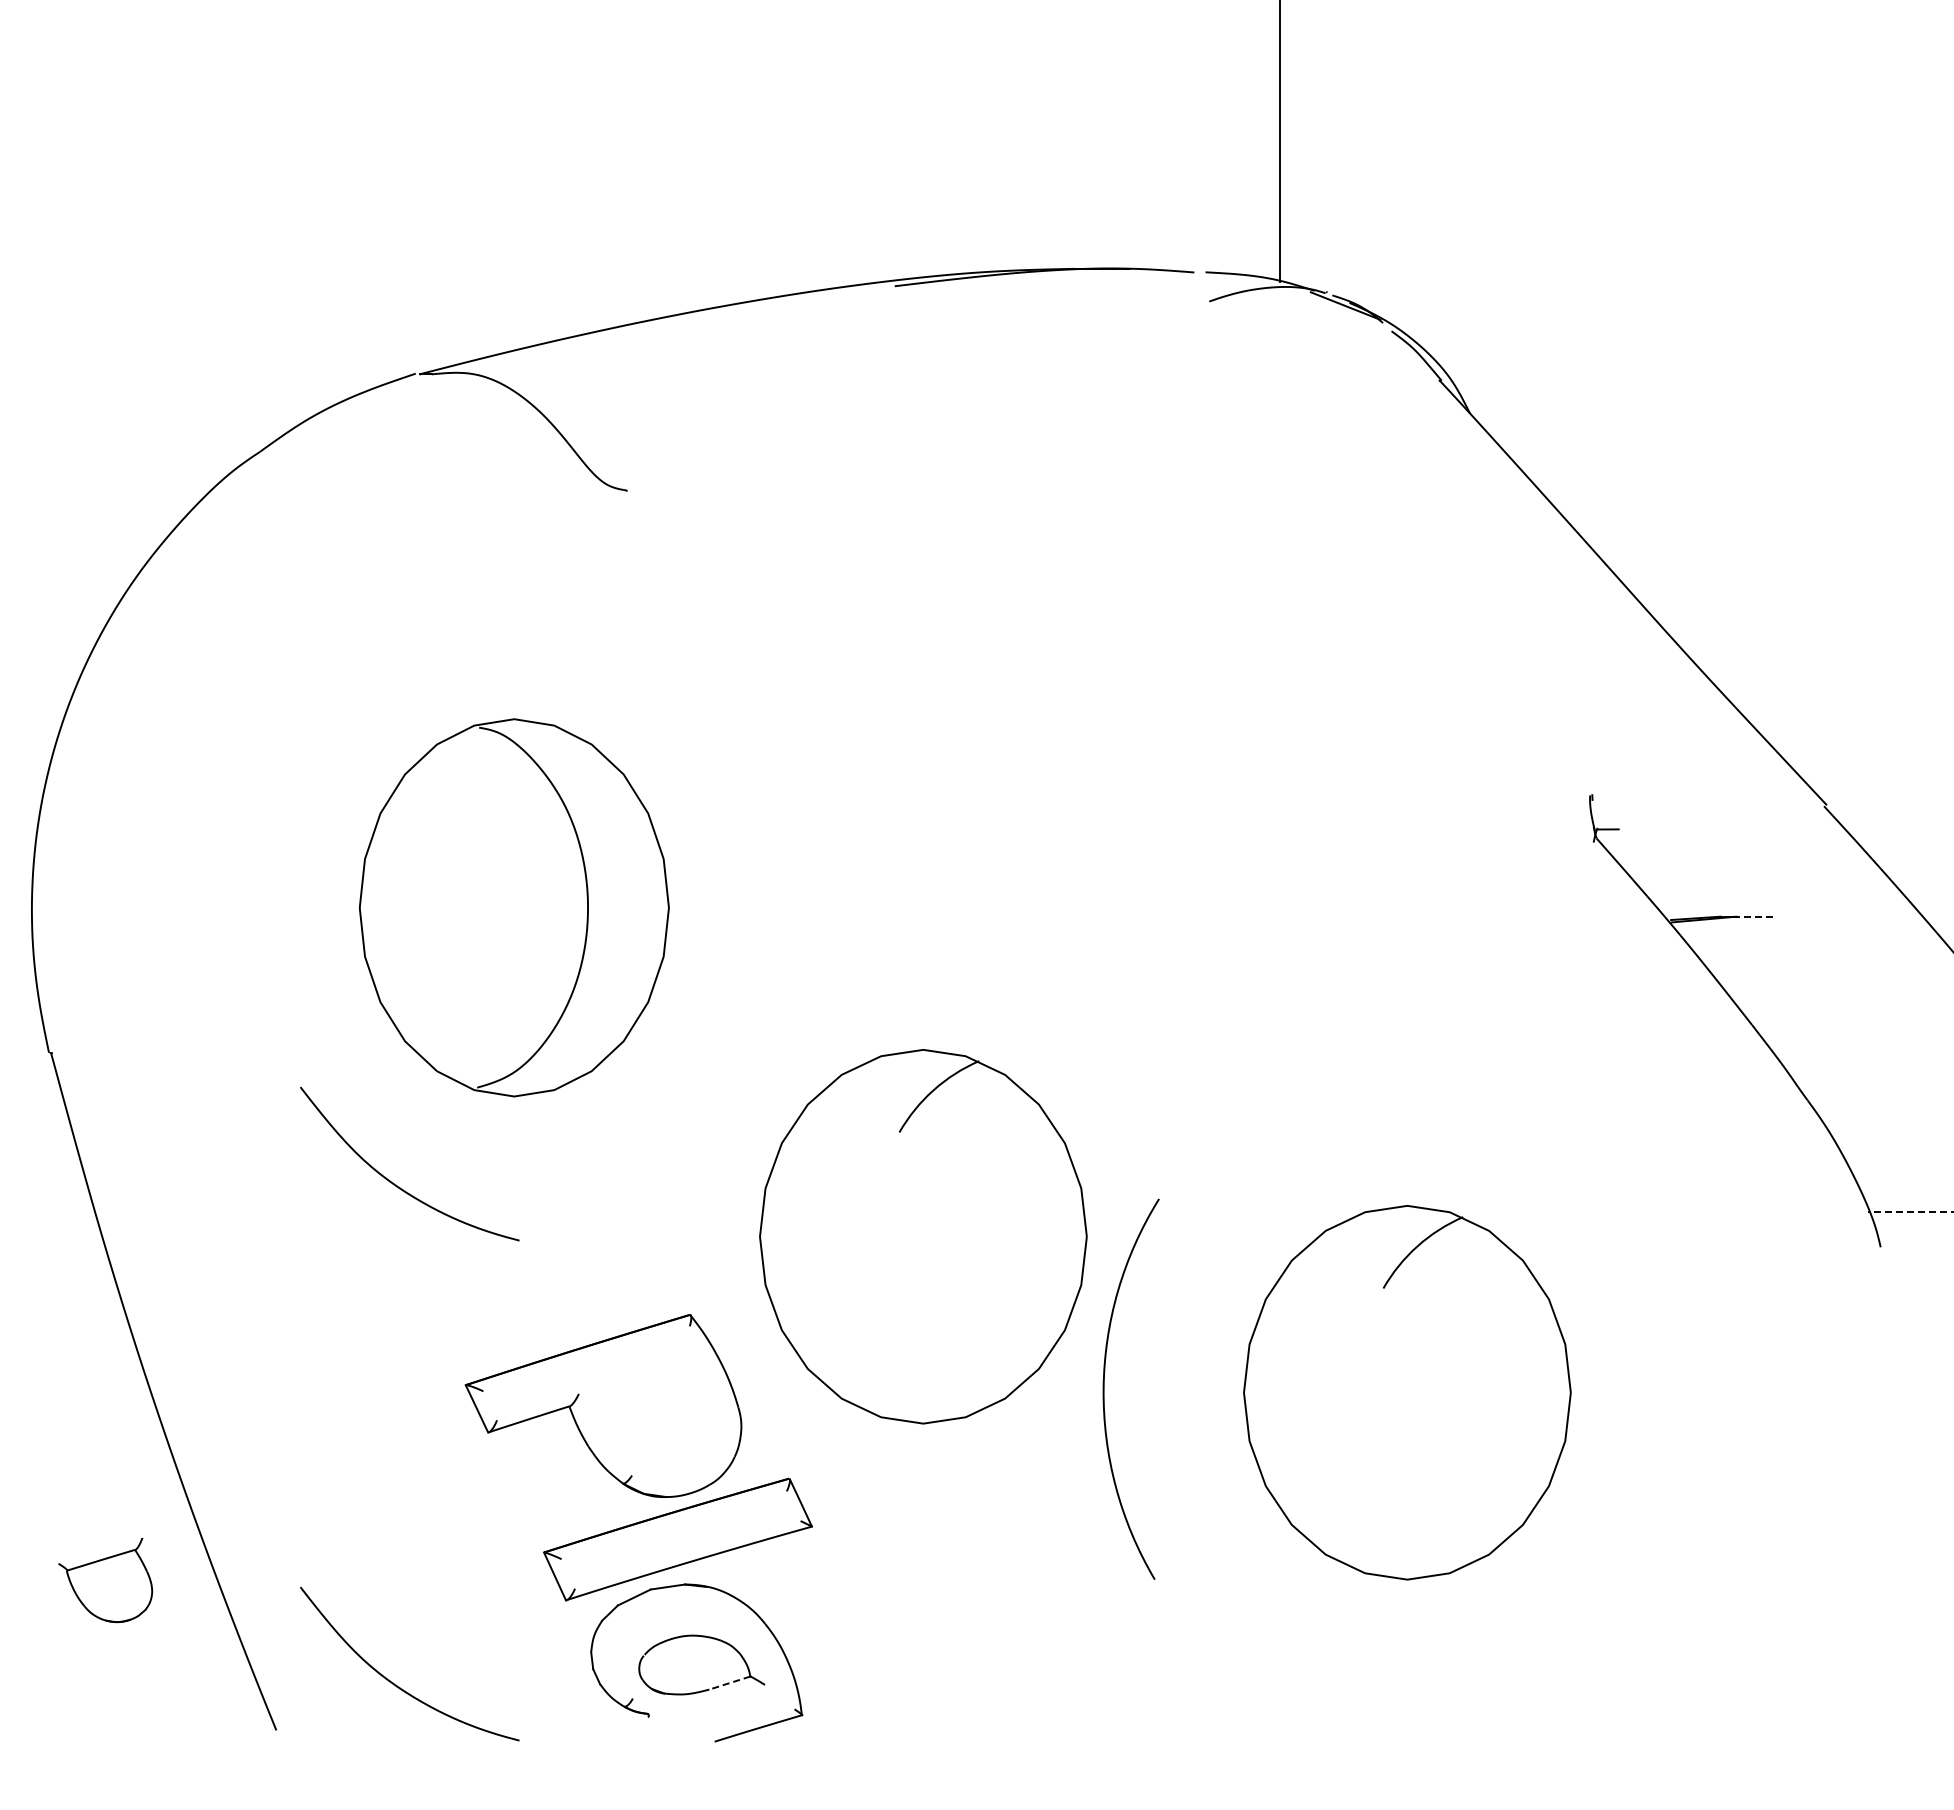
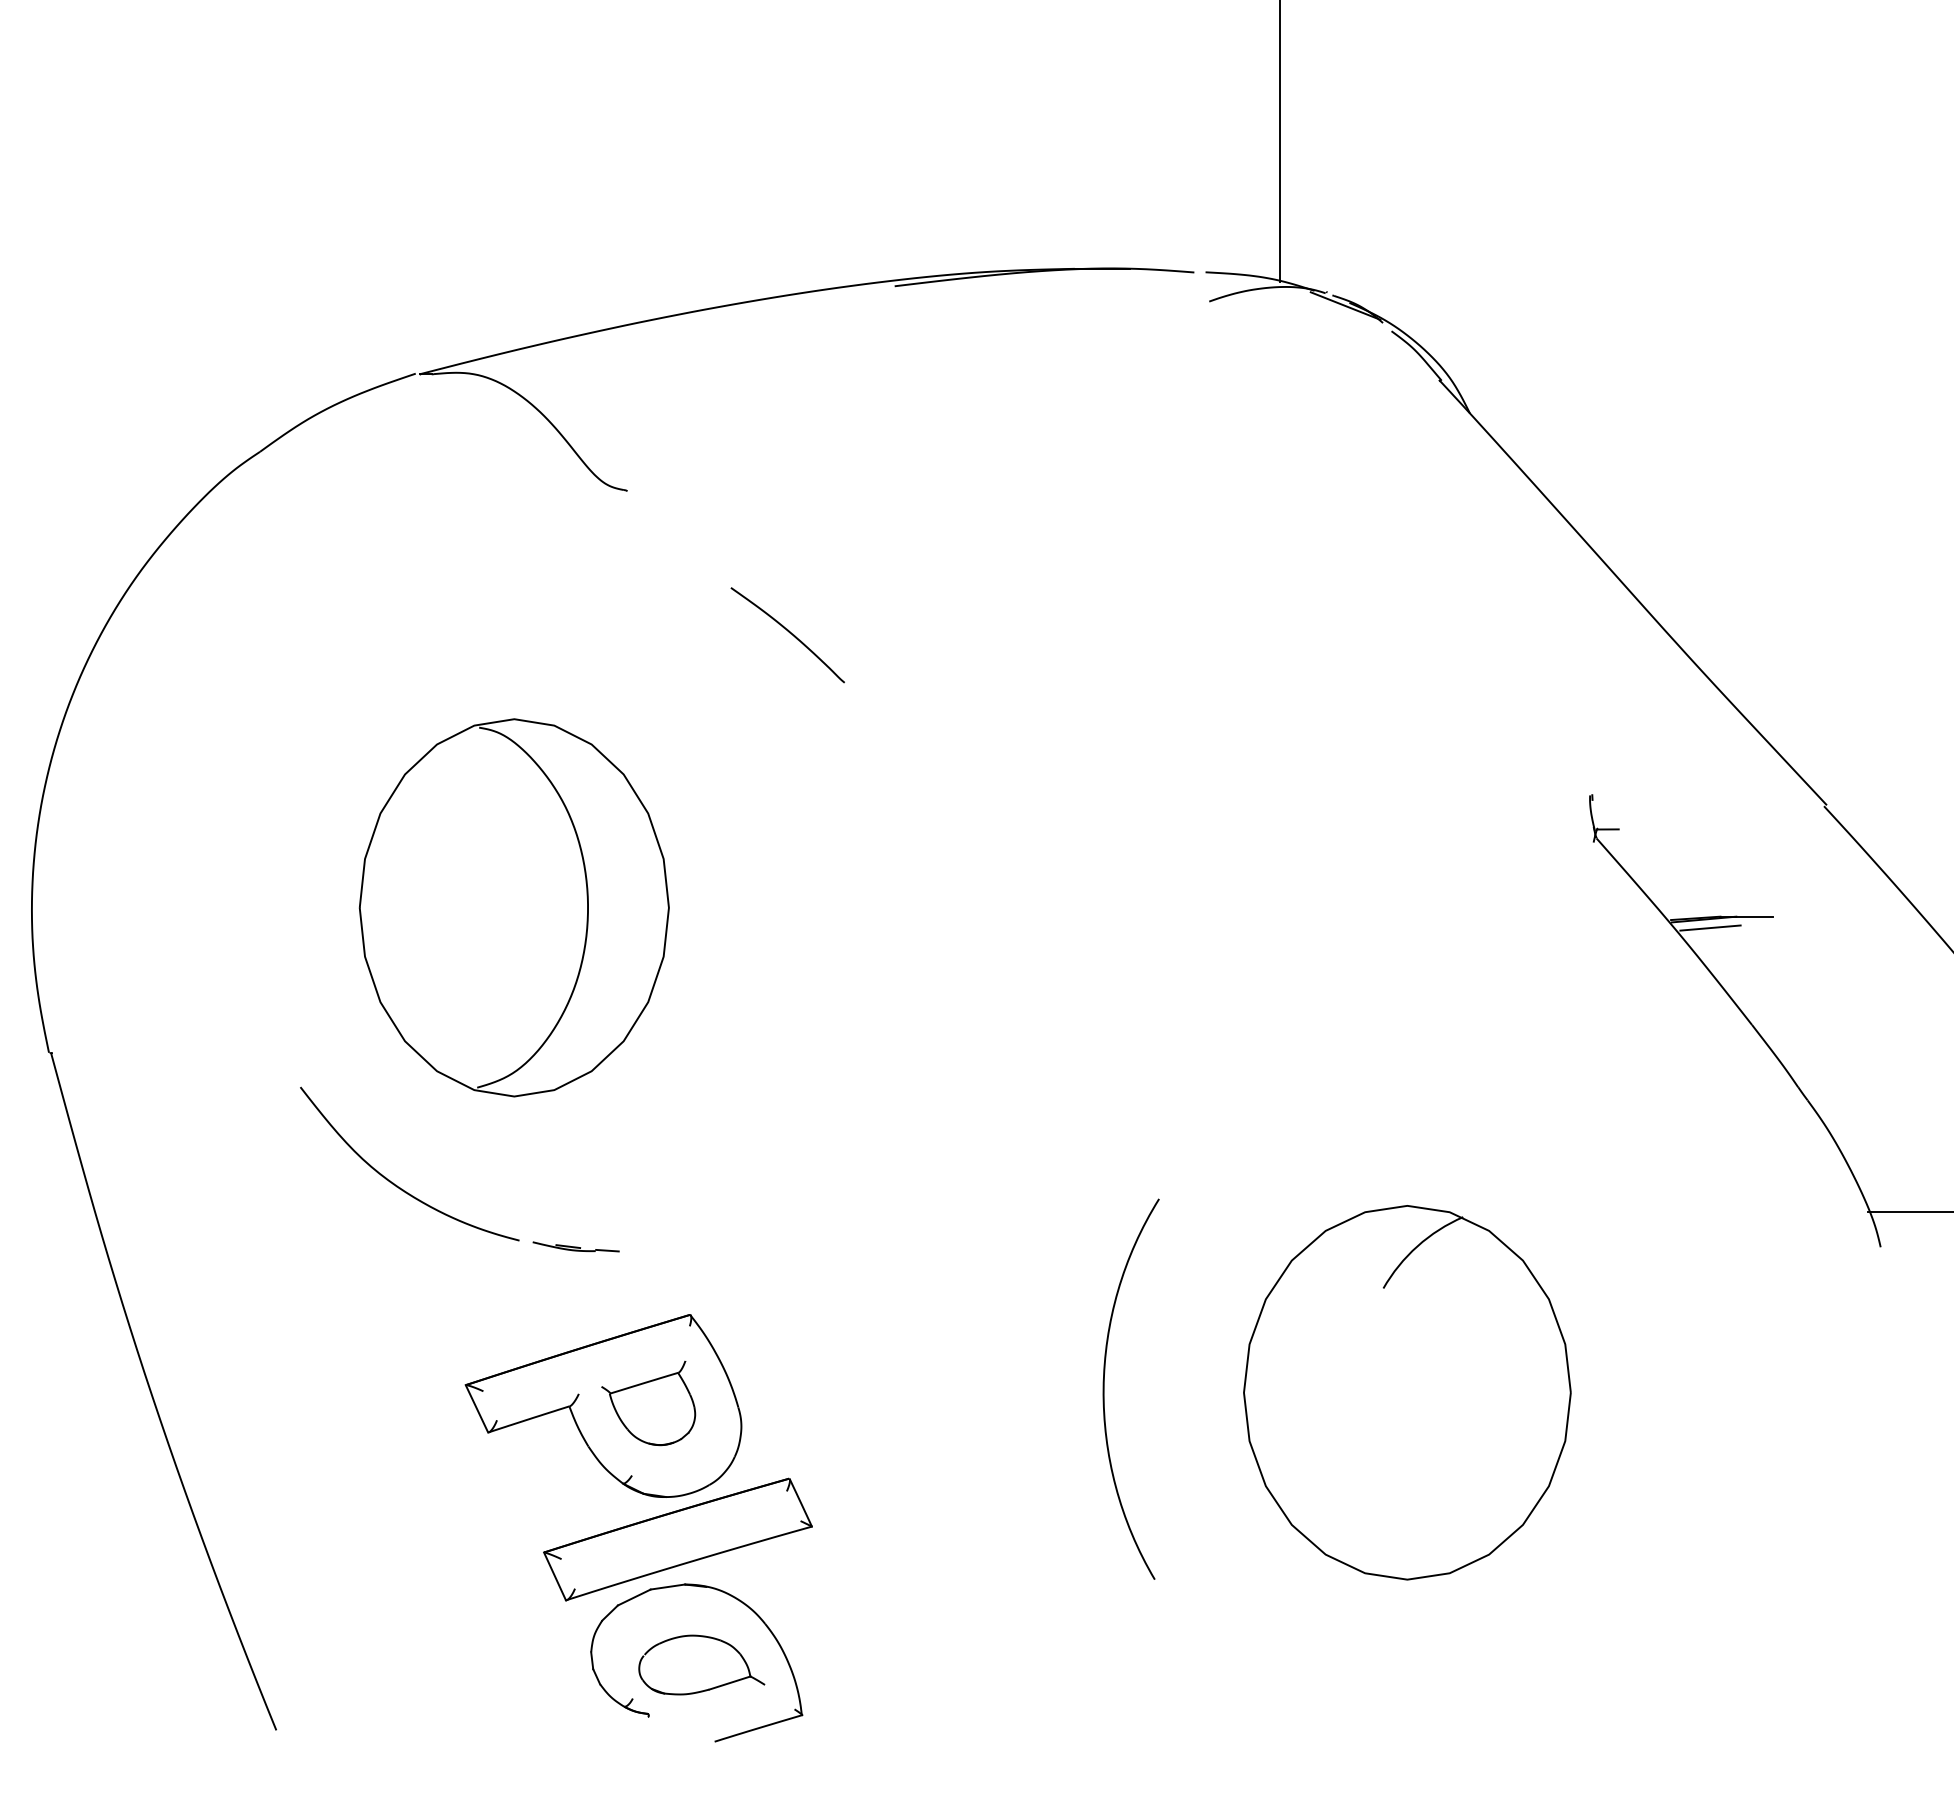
curve: none -> present (789, 633)
line: dashed -> solid (1753, 916)
line: none -> present (1710, 927)
line: dashed -> solid (1910, 1212)
part: present -> none (923, 1236)
part: none -> present (575, 1246)
part position: (105, 1580) -> (648, 1403) (648, 1403)
line: dashed -> solid (729, 1683)
curve: present -> none (396, 1684)
